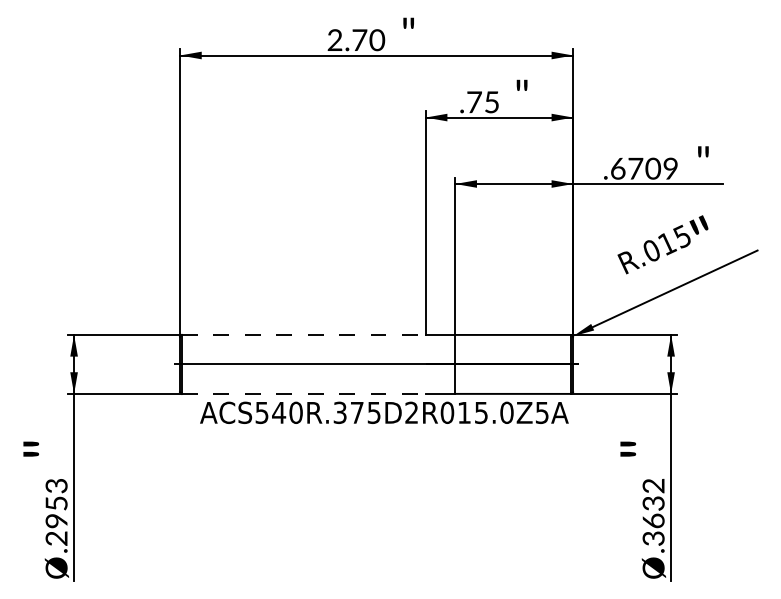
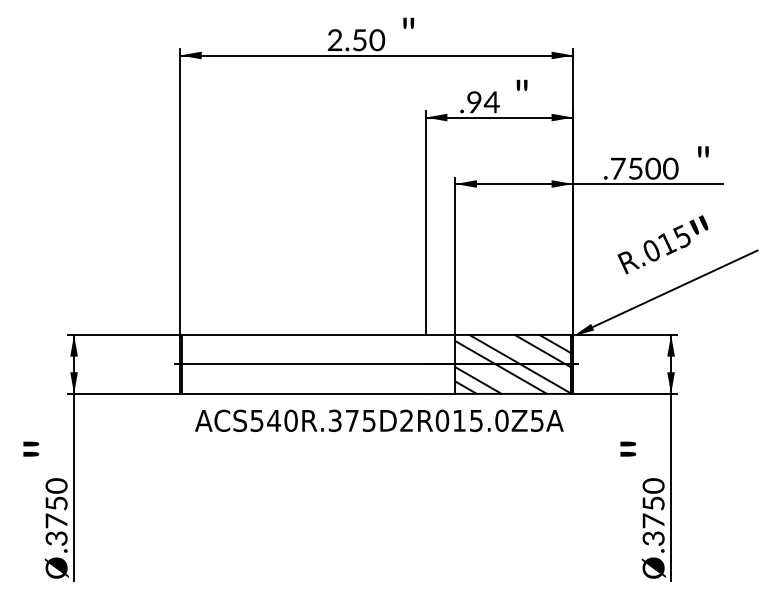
text: 2.70 -> 2.50 (359, 40)
text: .75 -> .94 (483, 102)
text: .6709 -> .7500 (644, 168)
line: dashed -> solid (303, 334)
hatch: none -> present (514, 363)
line: dashed -> solid (303, 393)
text position: (384, 412) -> (379, 420) (379, 420)
text: .3632 -> .3750 (653, 503)
text: .2953 -> .3750 (56, 511)
